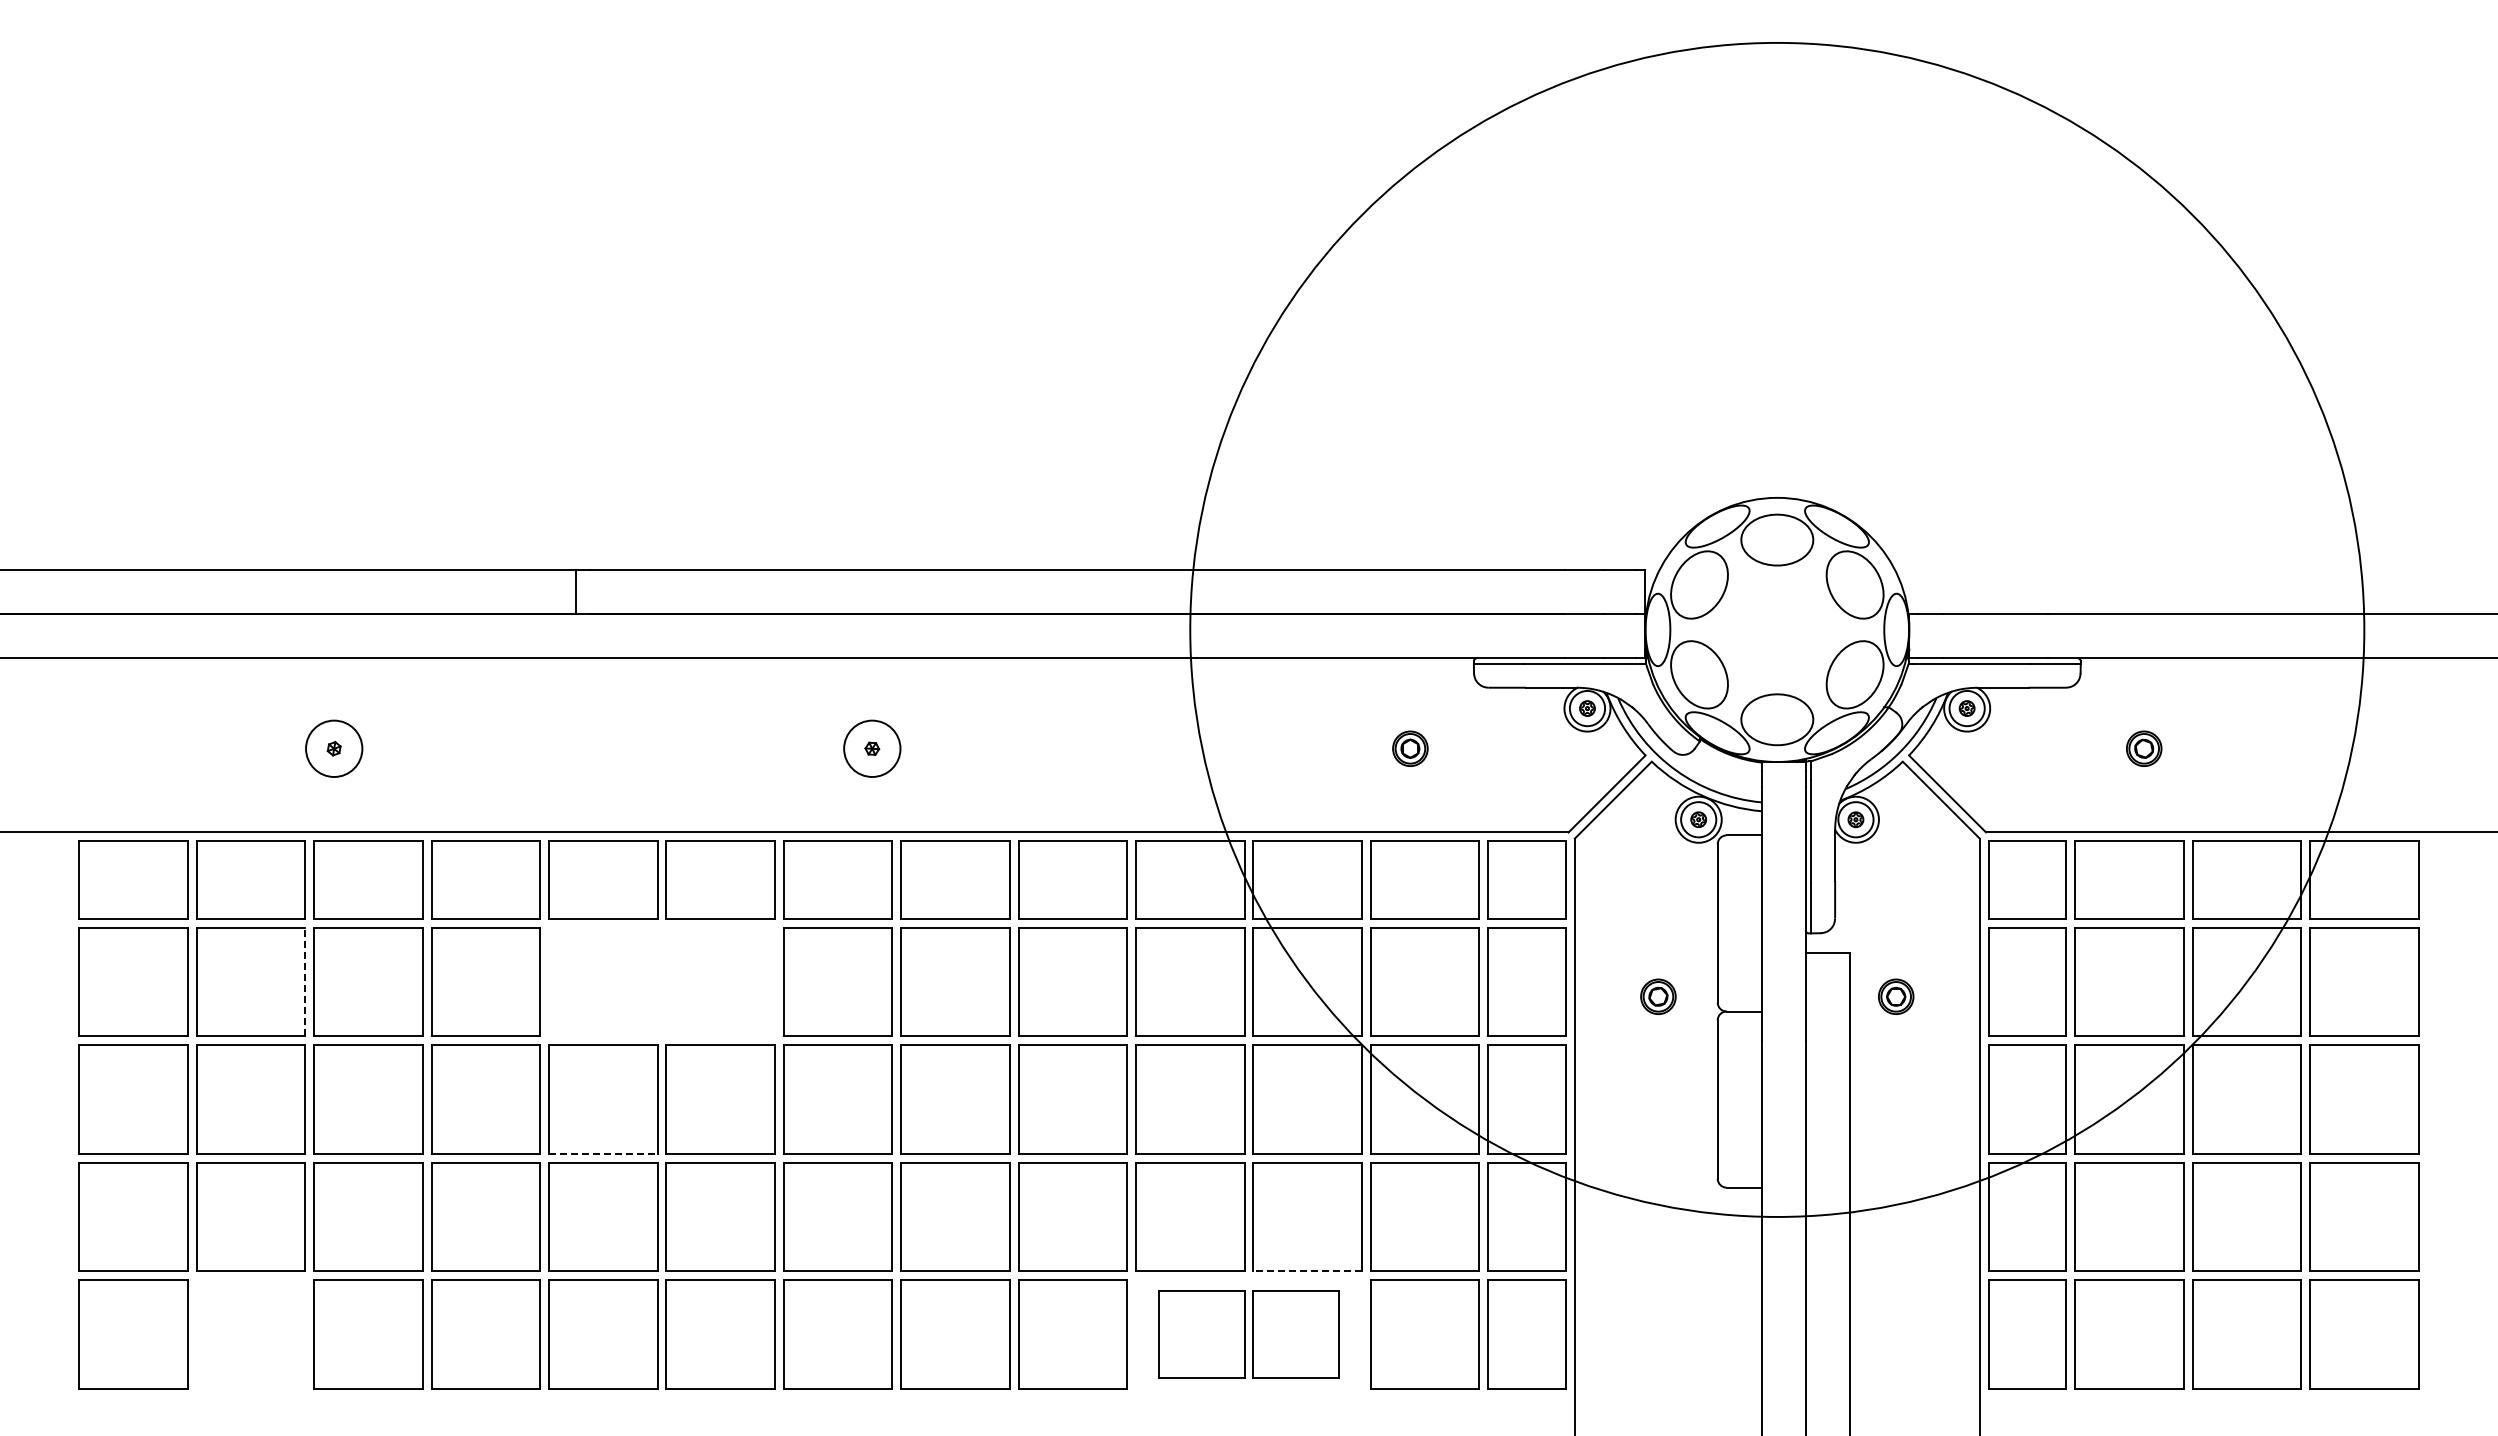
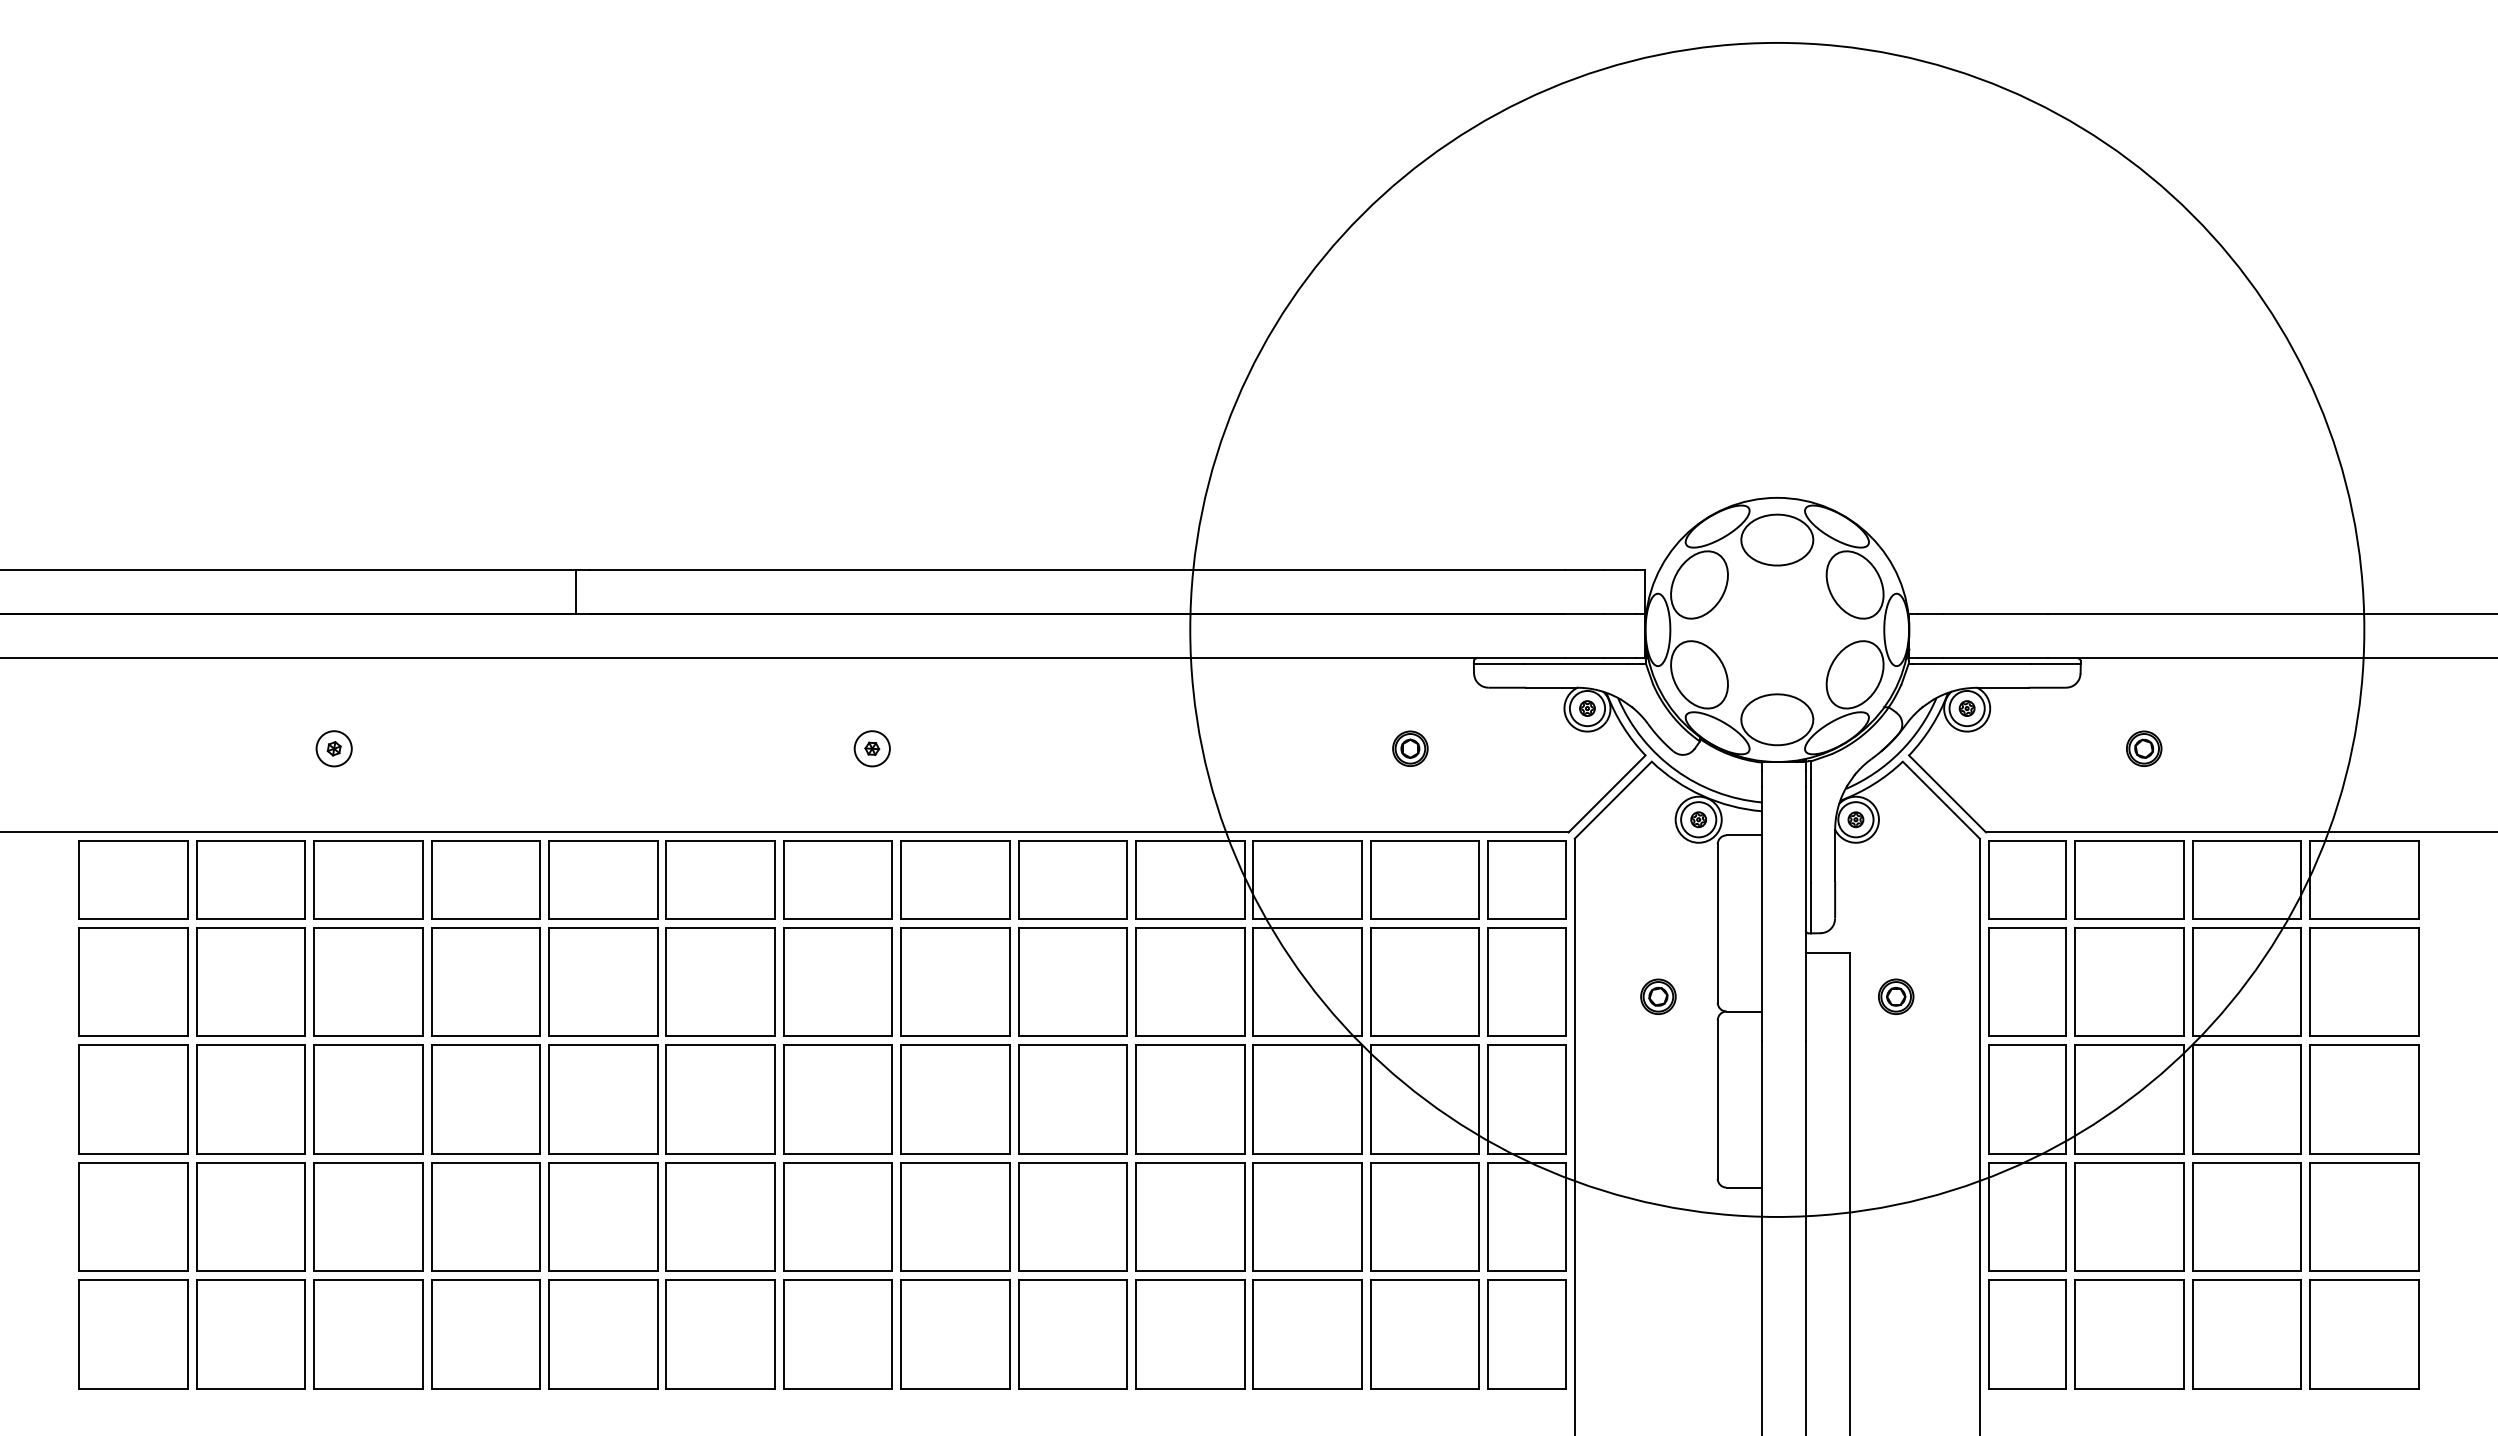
circle diameter: 56 px -> 35 px (333, 748)
circle diameter: 56 px -> 35 px (871, 748)
line: dashed -> solid (305, 981)
part: none -> present (661, 981)
line: dashed -> solid (603, 1153)
line: dashed -> solid (1307, 1271)
part: none -> present (250, 1334)
part size: 182x89 px -> 228x111 px (1248, 1334)
